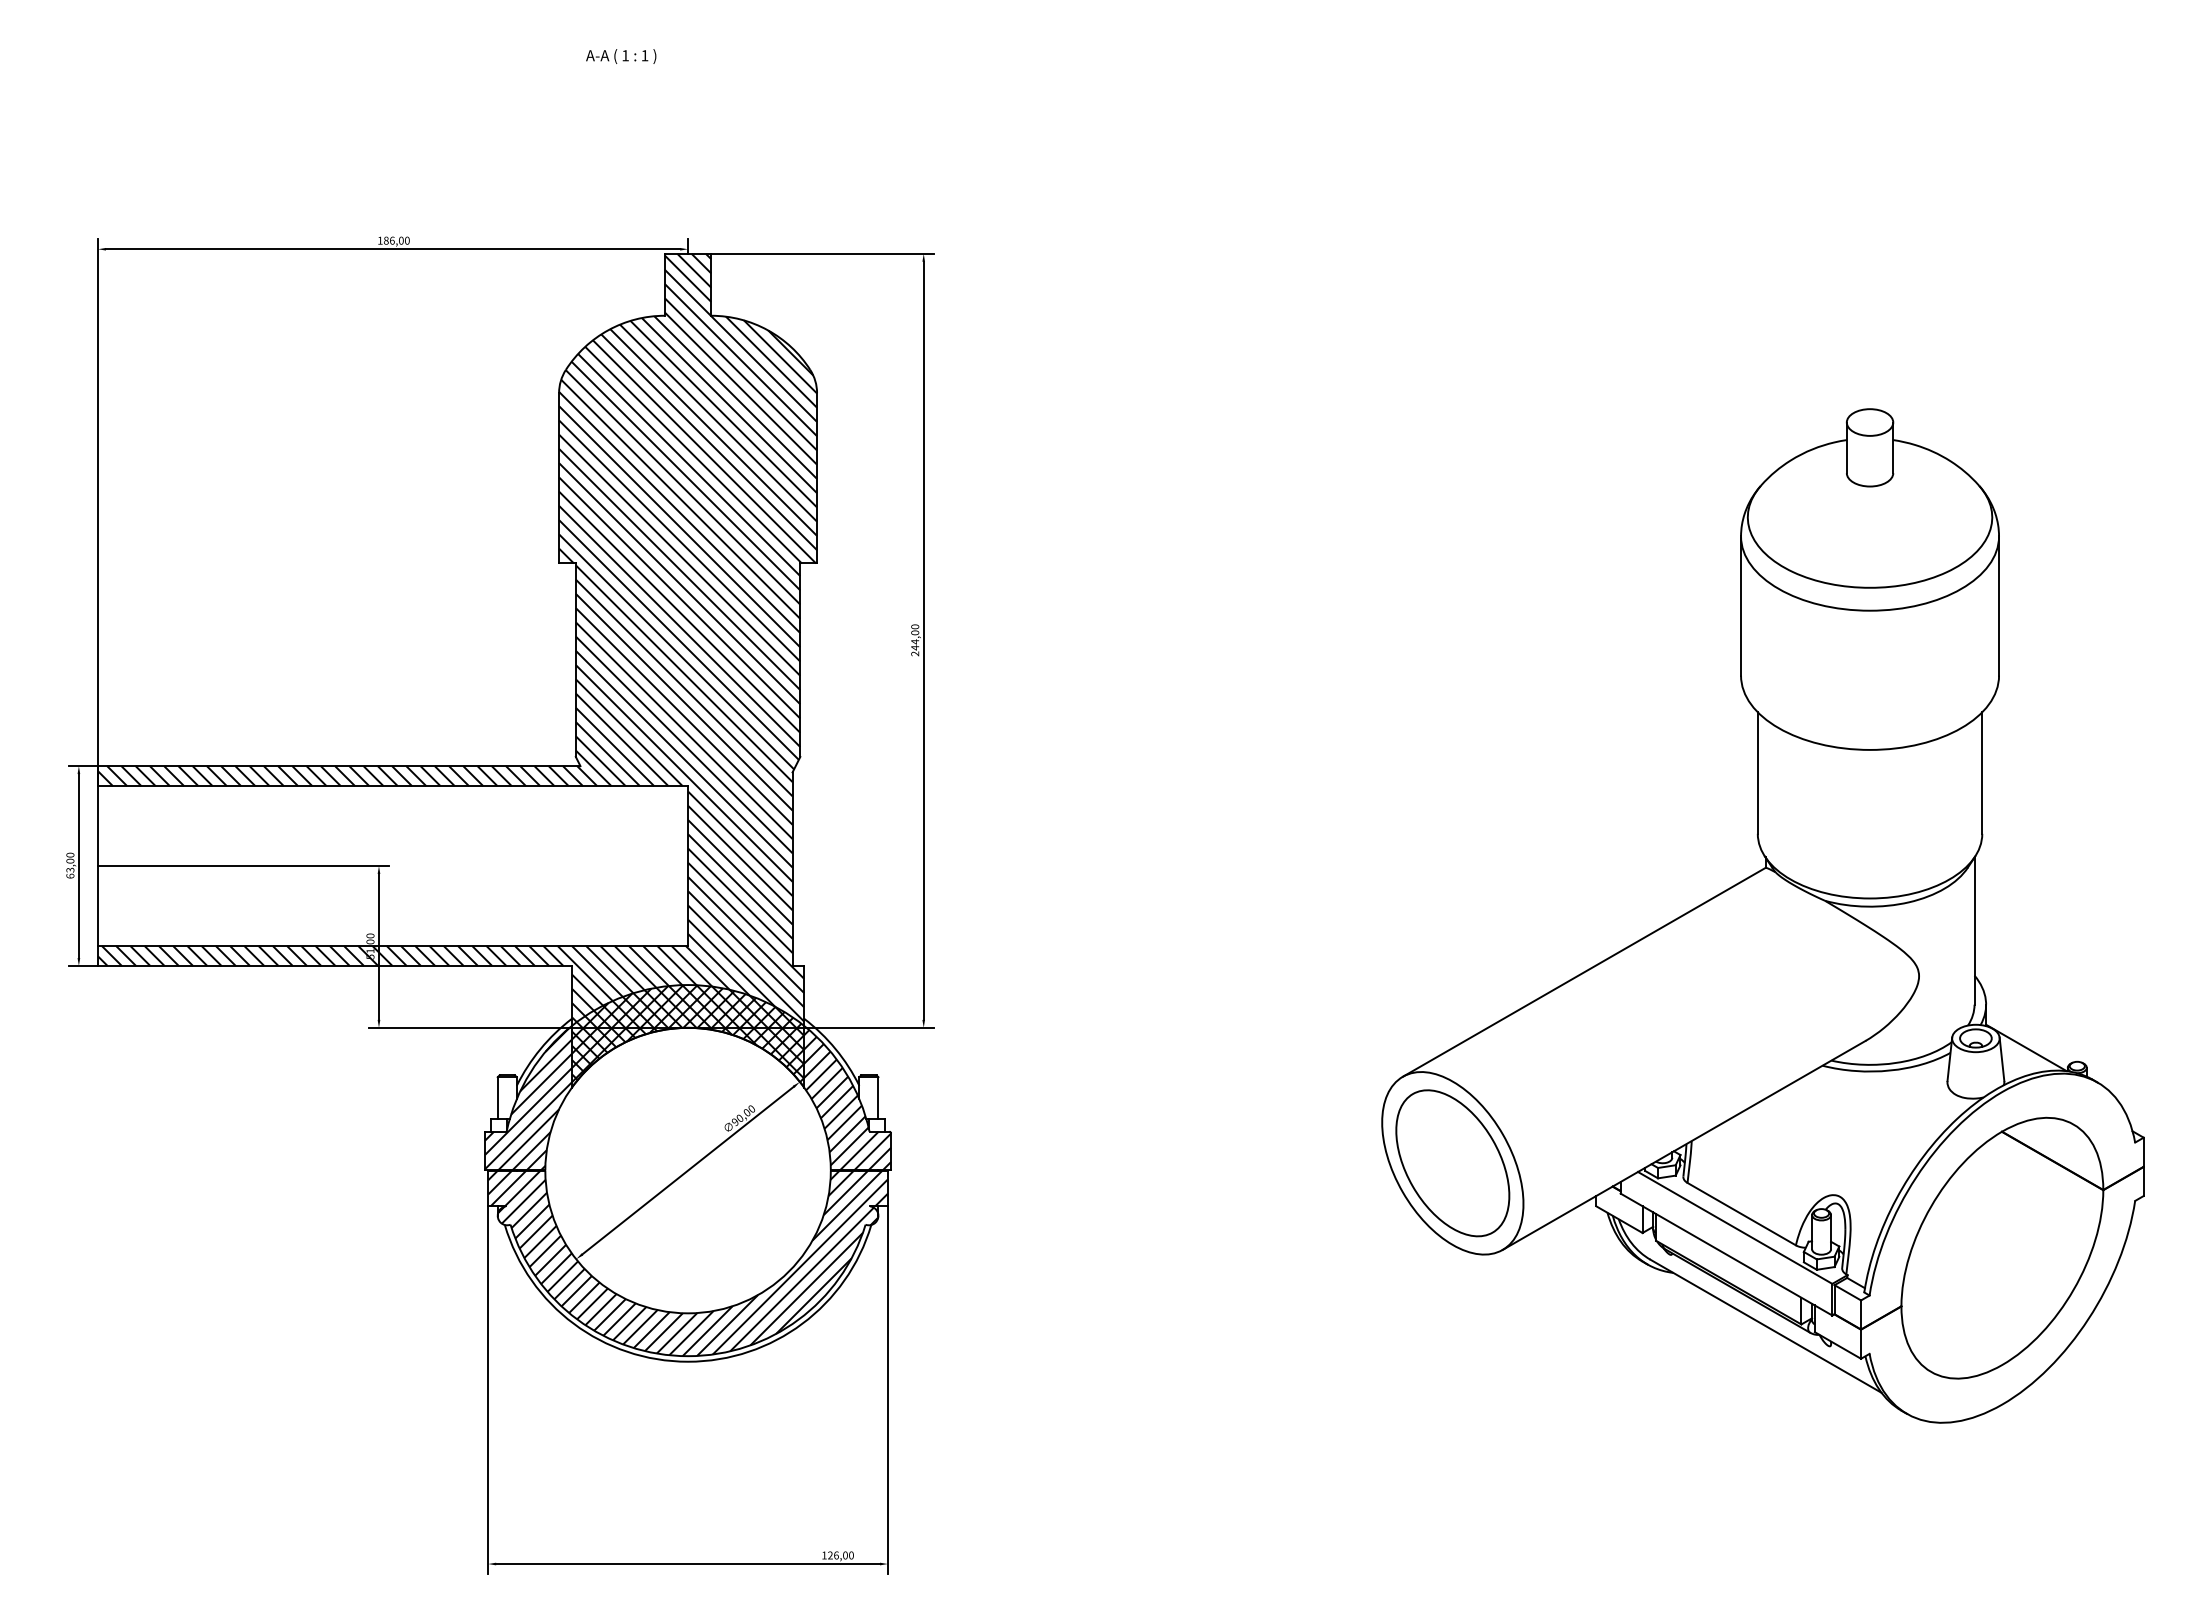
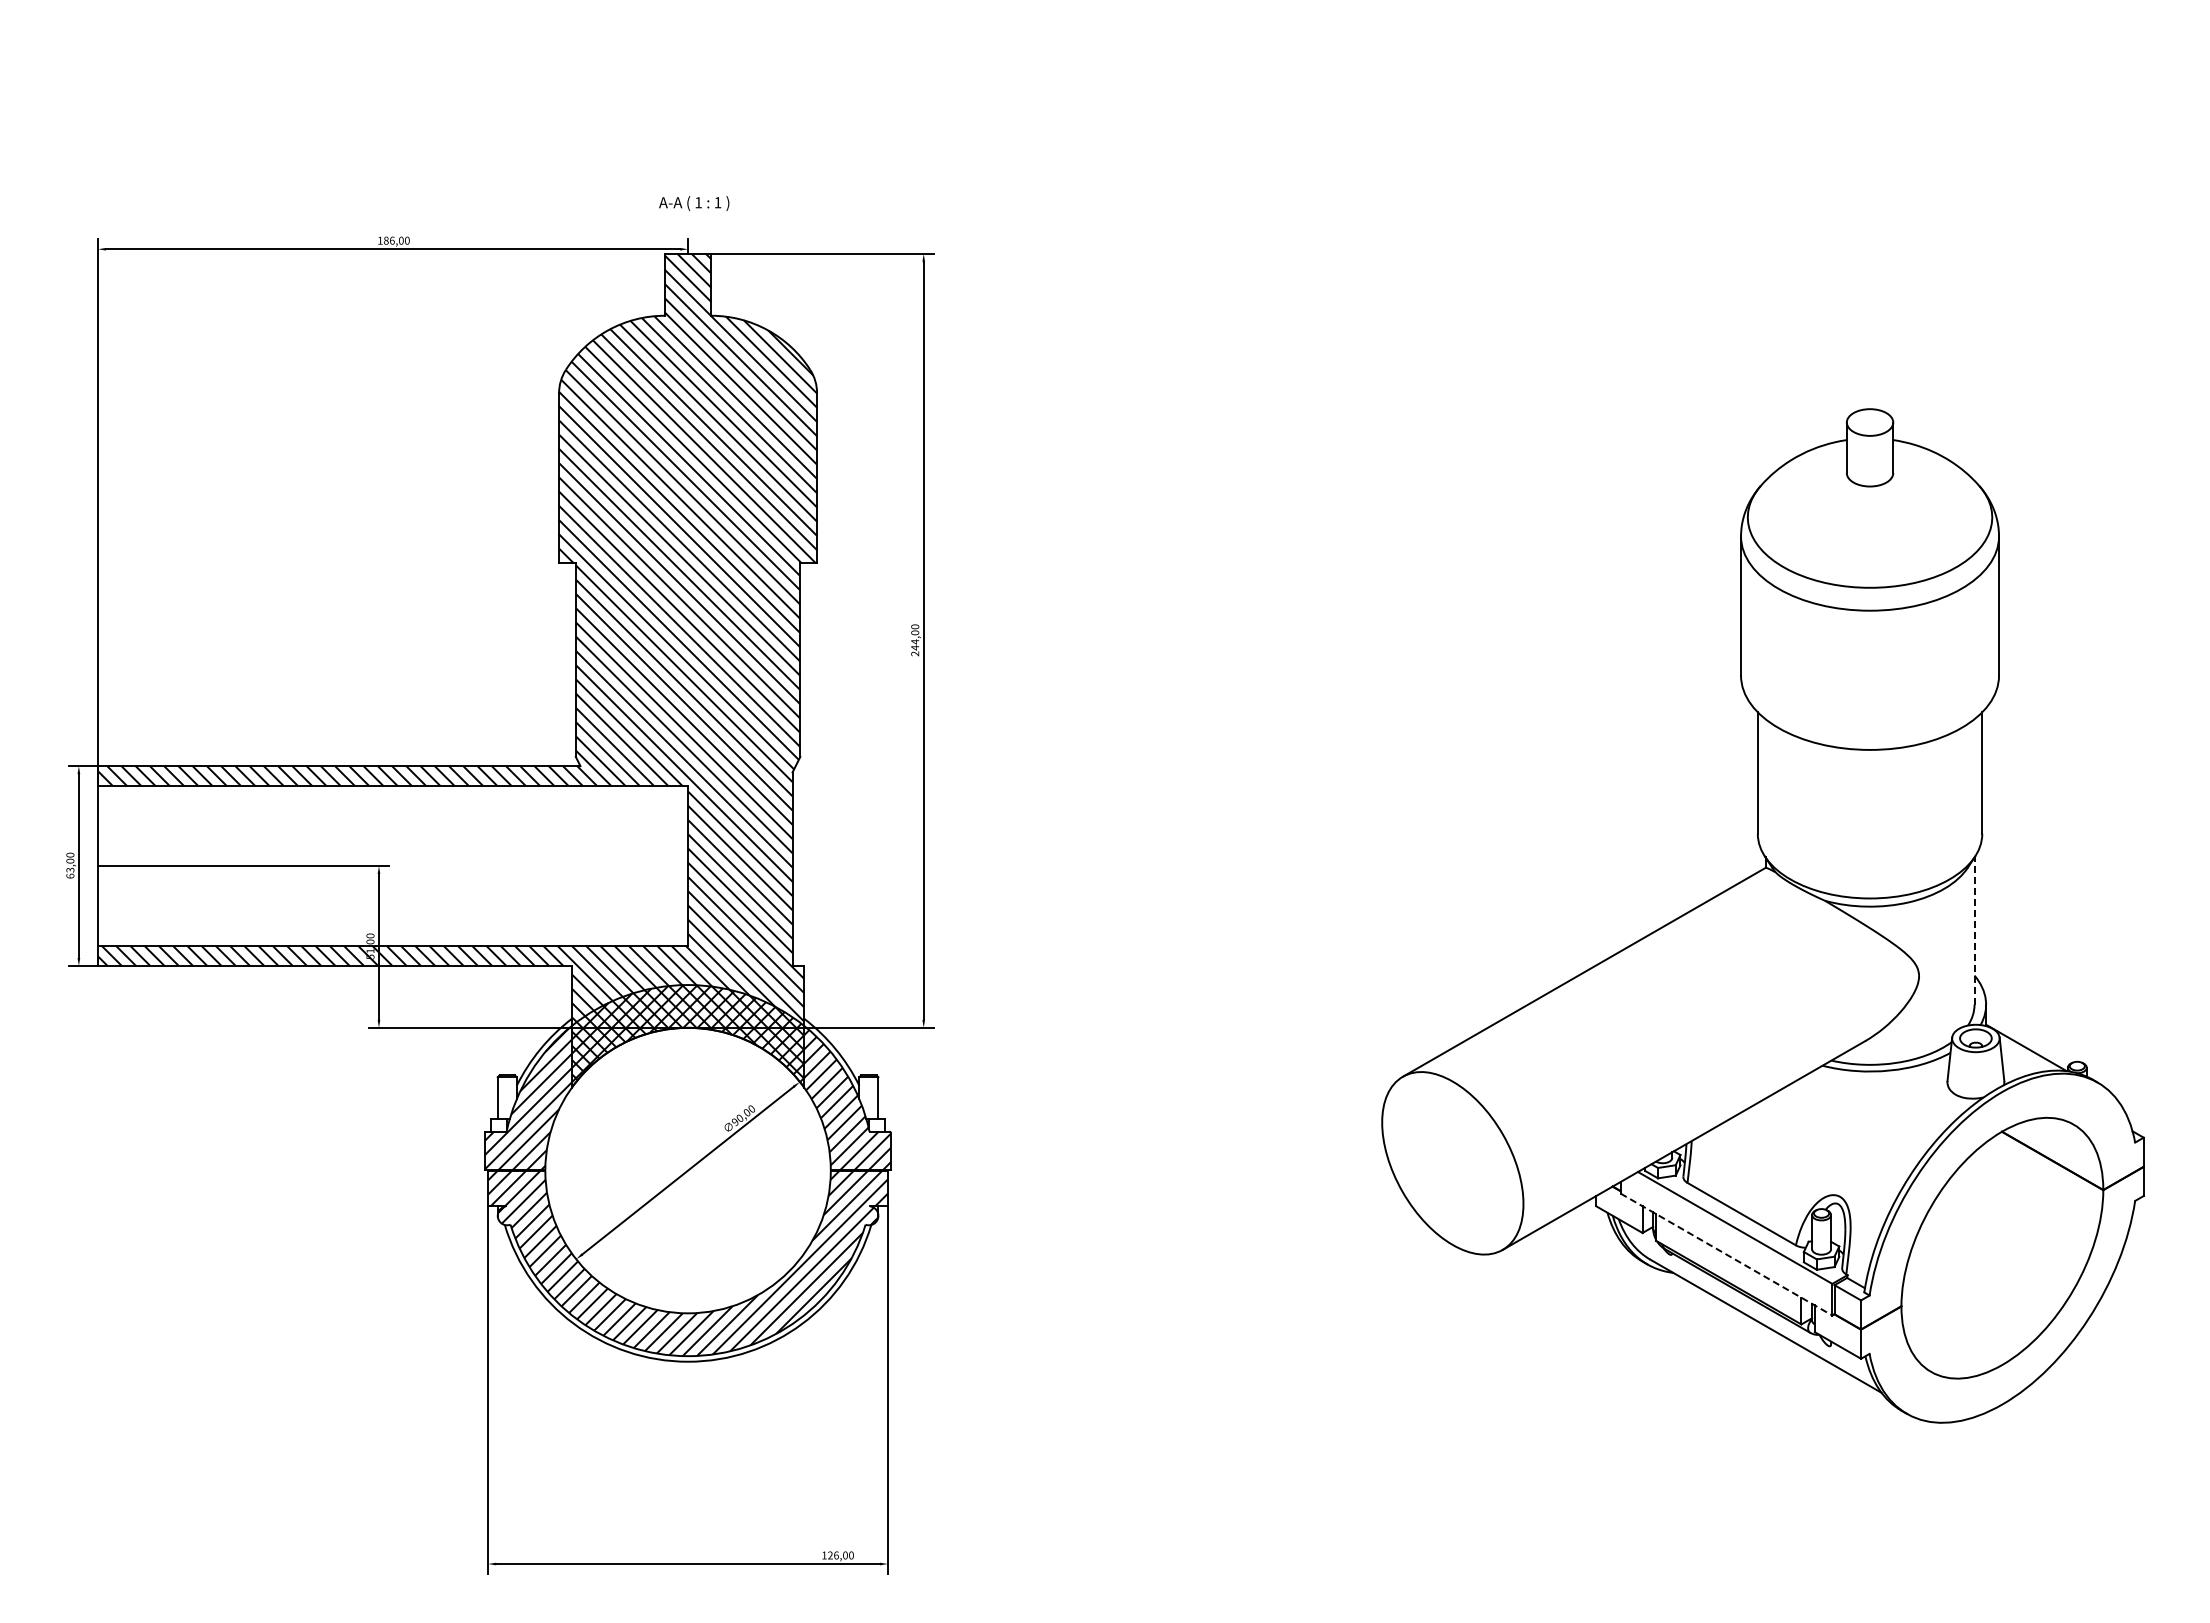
text position: (621, 56) -> (694, 203) (694, 203)
line: solid -> dashed (1974, 931)
part: present -> none (1452, 1163)
line: solid -> dashed (1726, 1254)
